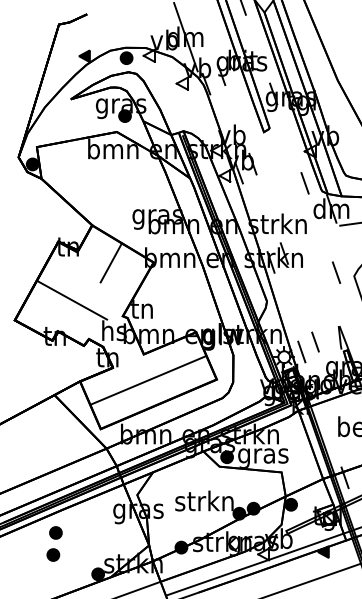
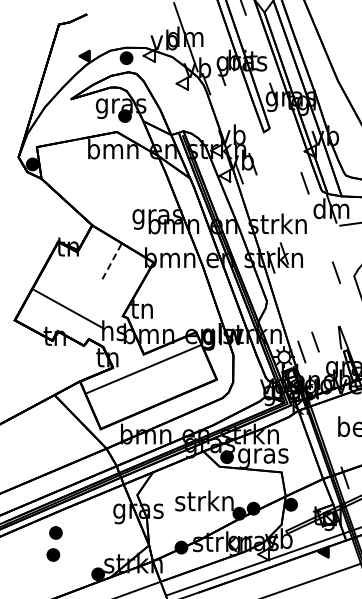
line: solid -> dashed (111, 263)
line position: (72, 300) -> (67, 308) (67, 308)
line position: (148, 380) -> (143, 369) (143, 369)
